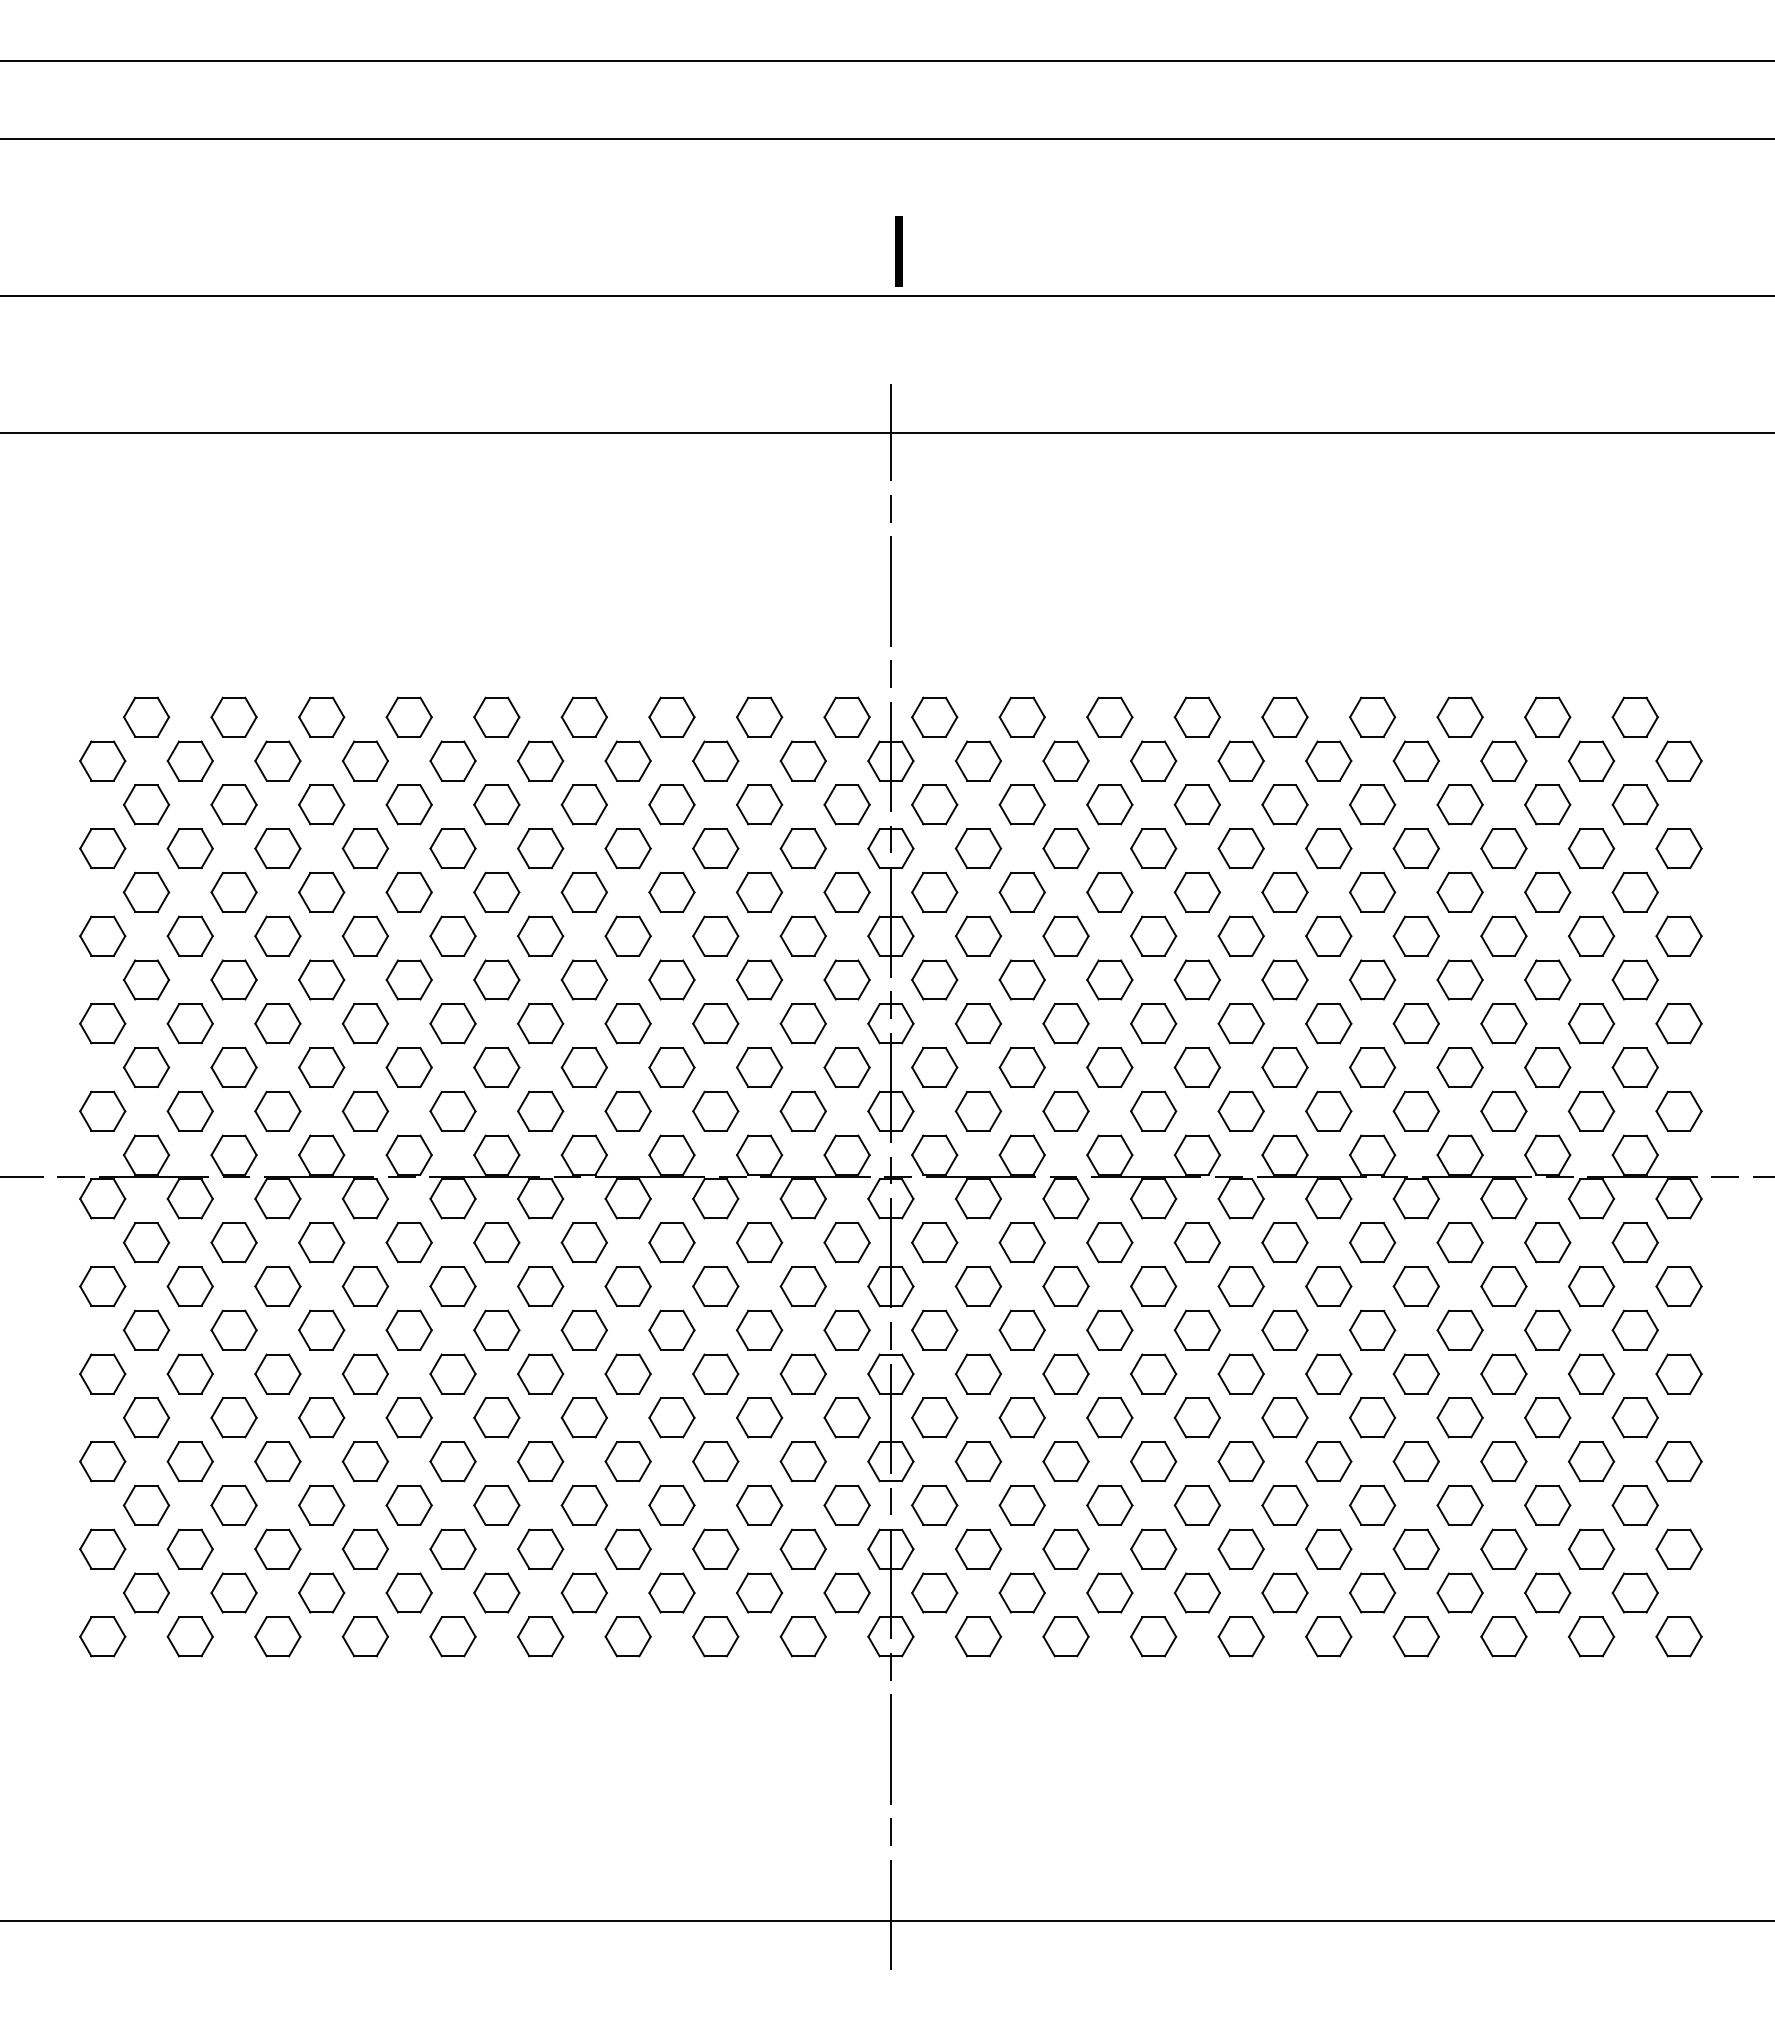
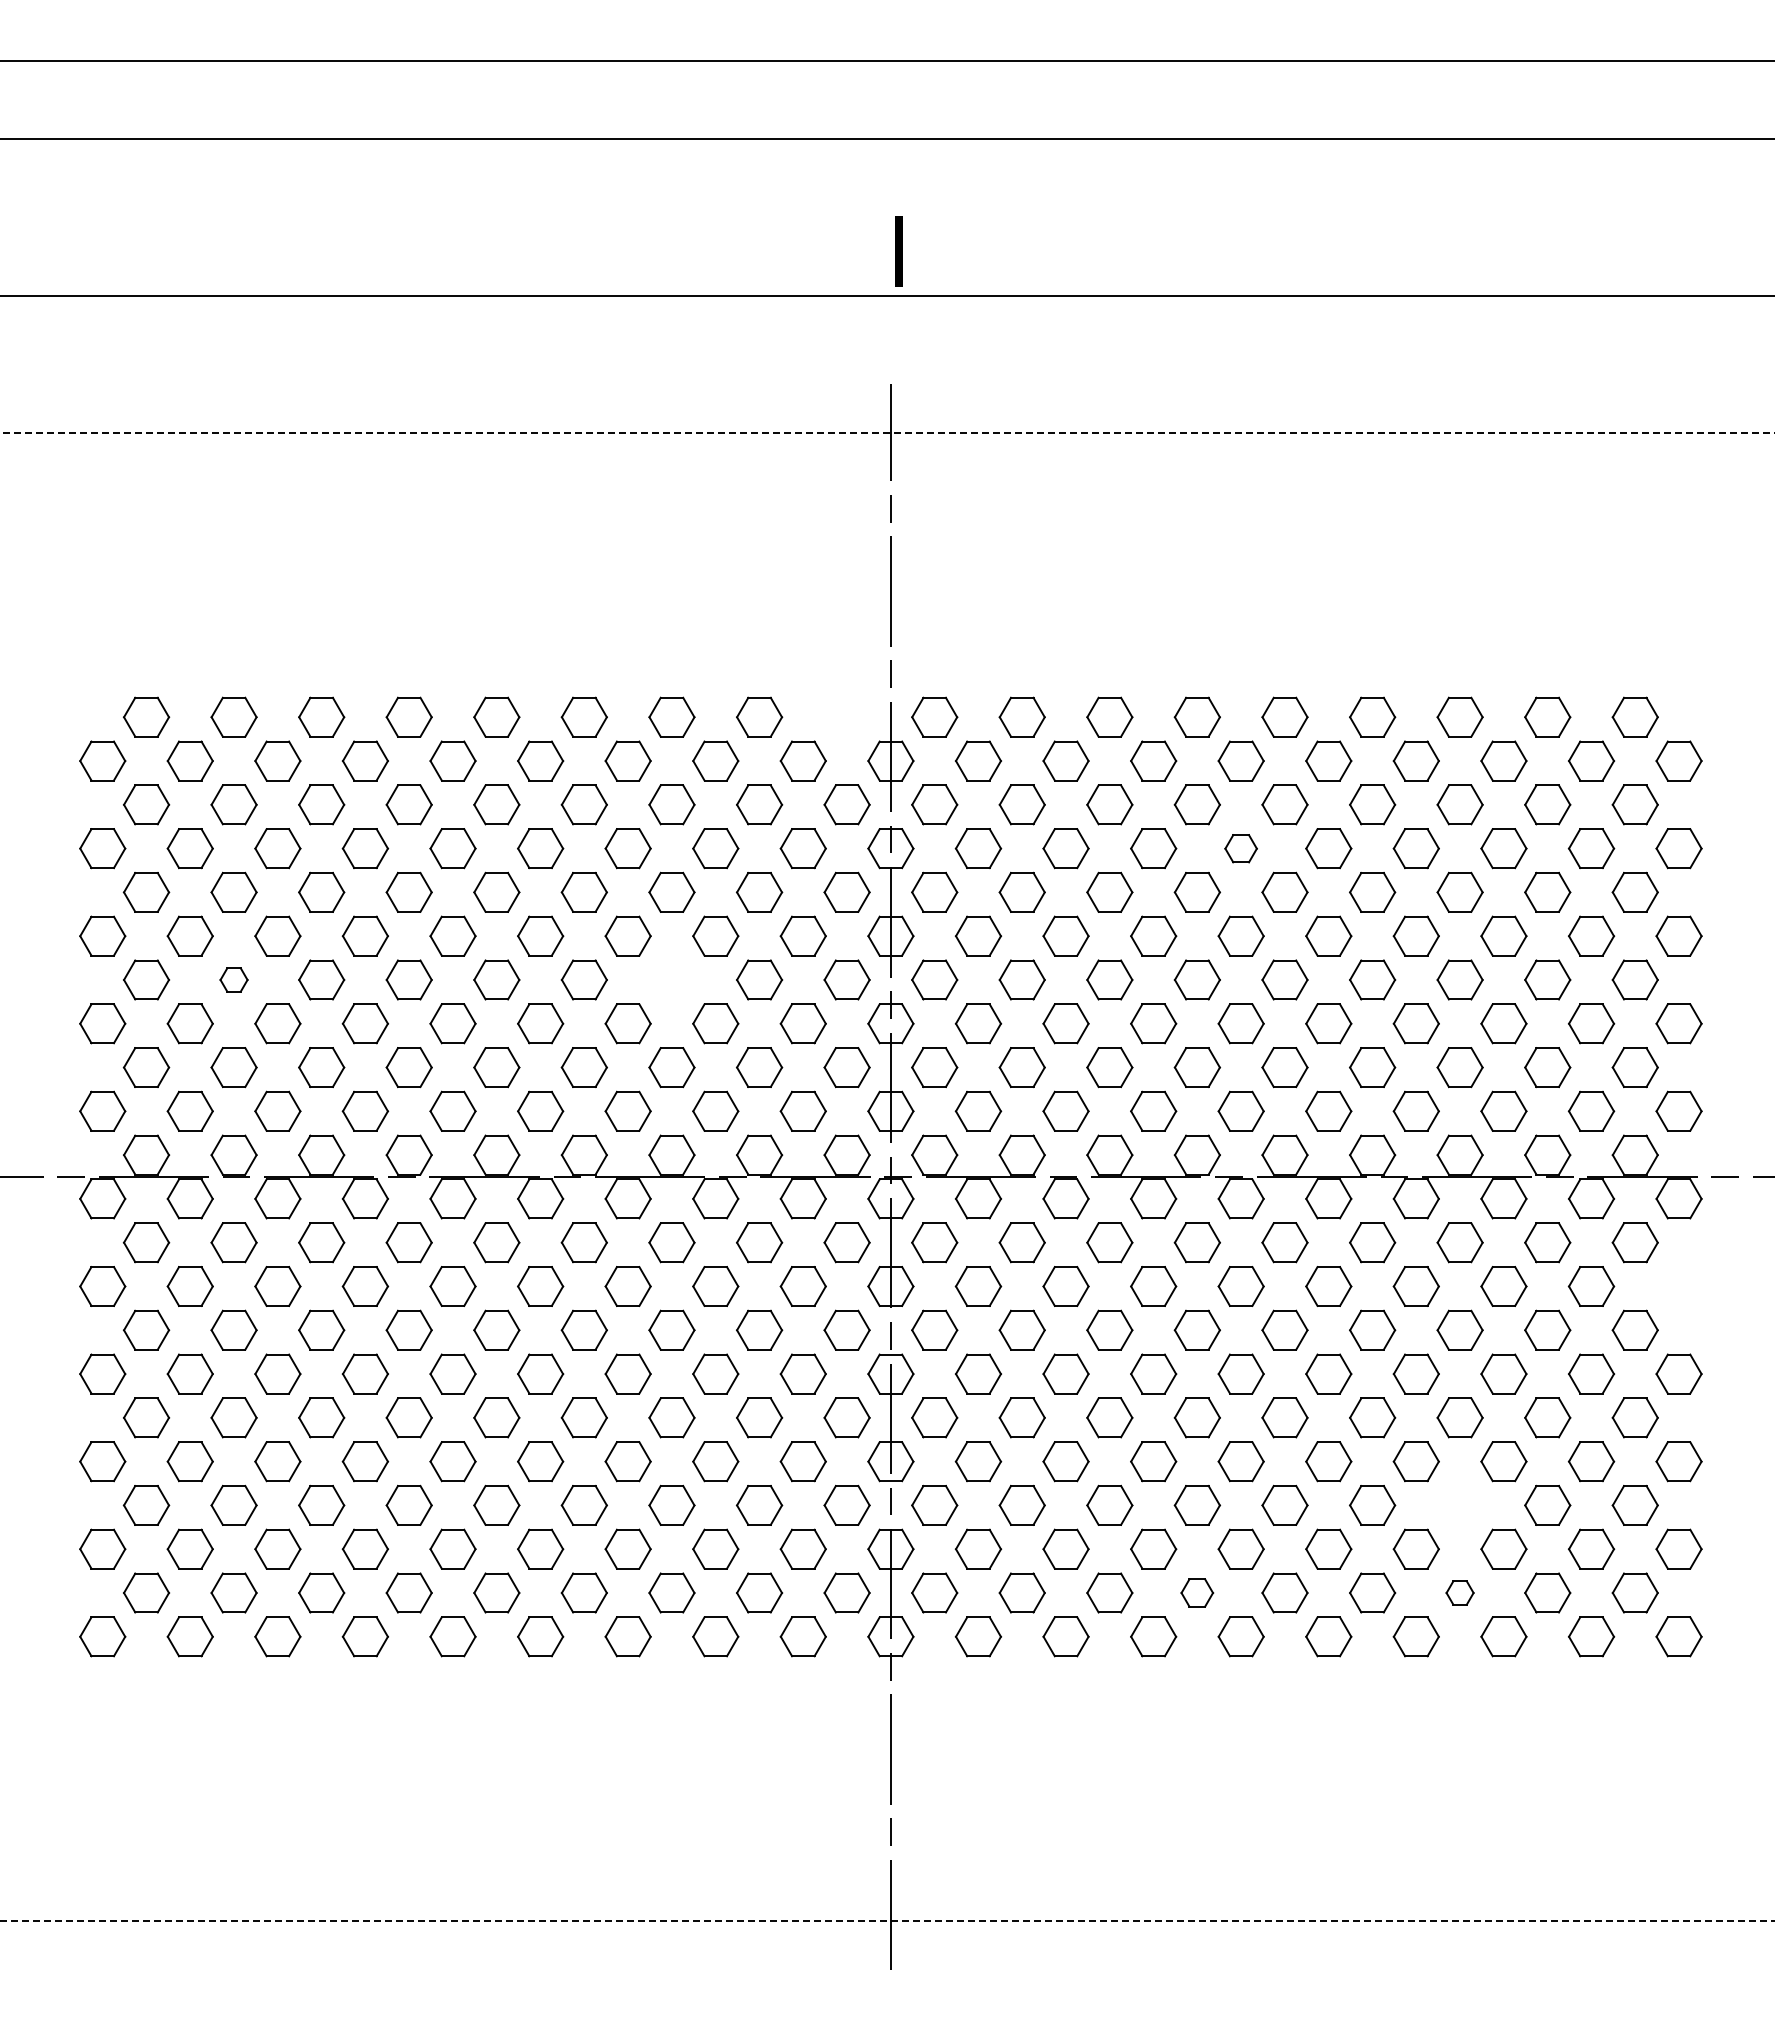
line: solid -> dashed (887, 432)
part: present -> none (846, 716)
part size: 48x42 px -> 34x30 px (1240, 848)
part size: 48x42 px -> 30x26 px (233, 979)
part: present -> none (671, 979)
part: present -> none (1678, 1286)
part: present -> none (1459, 1504)
part size: 48x42 px -> 35x30 px (1197, 1592)
part size: 48x42 px -> 30x26 px (1459, 1592)
line: solid -> dashed (887, 1921)
